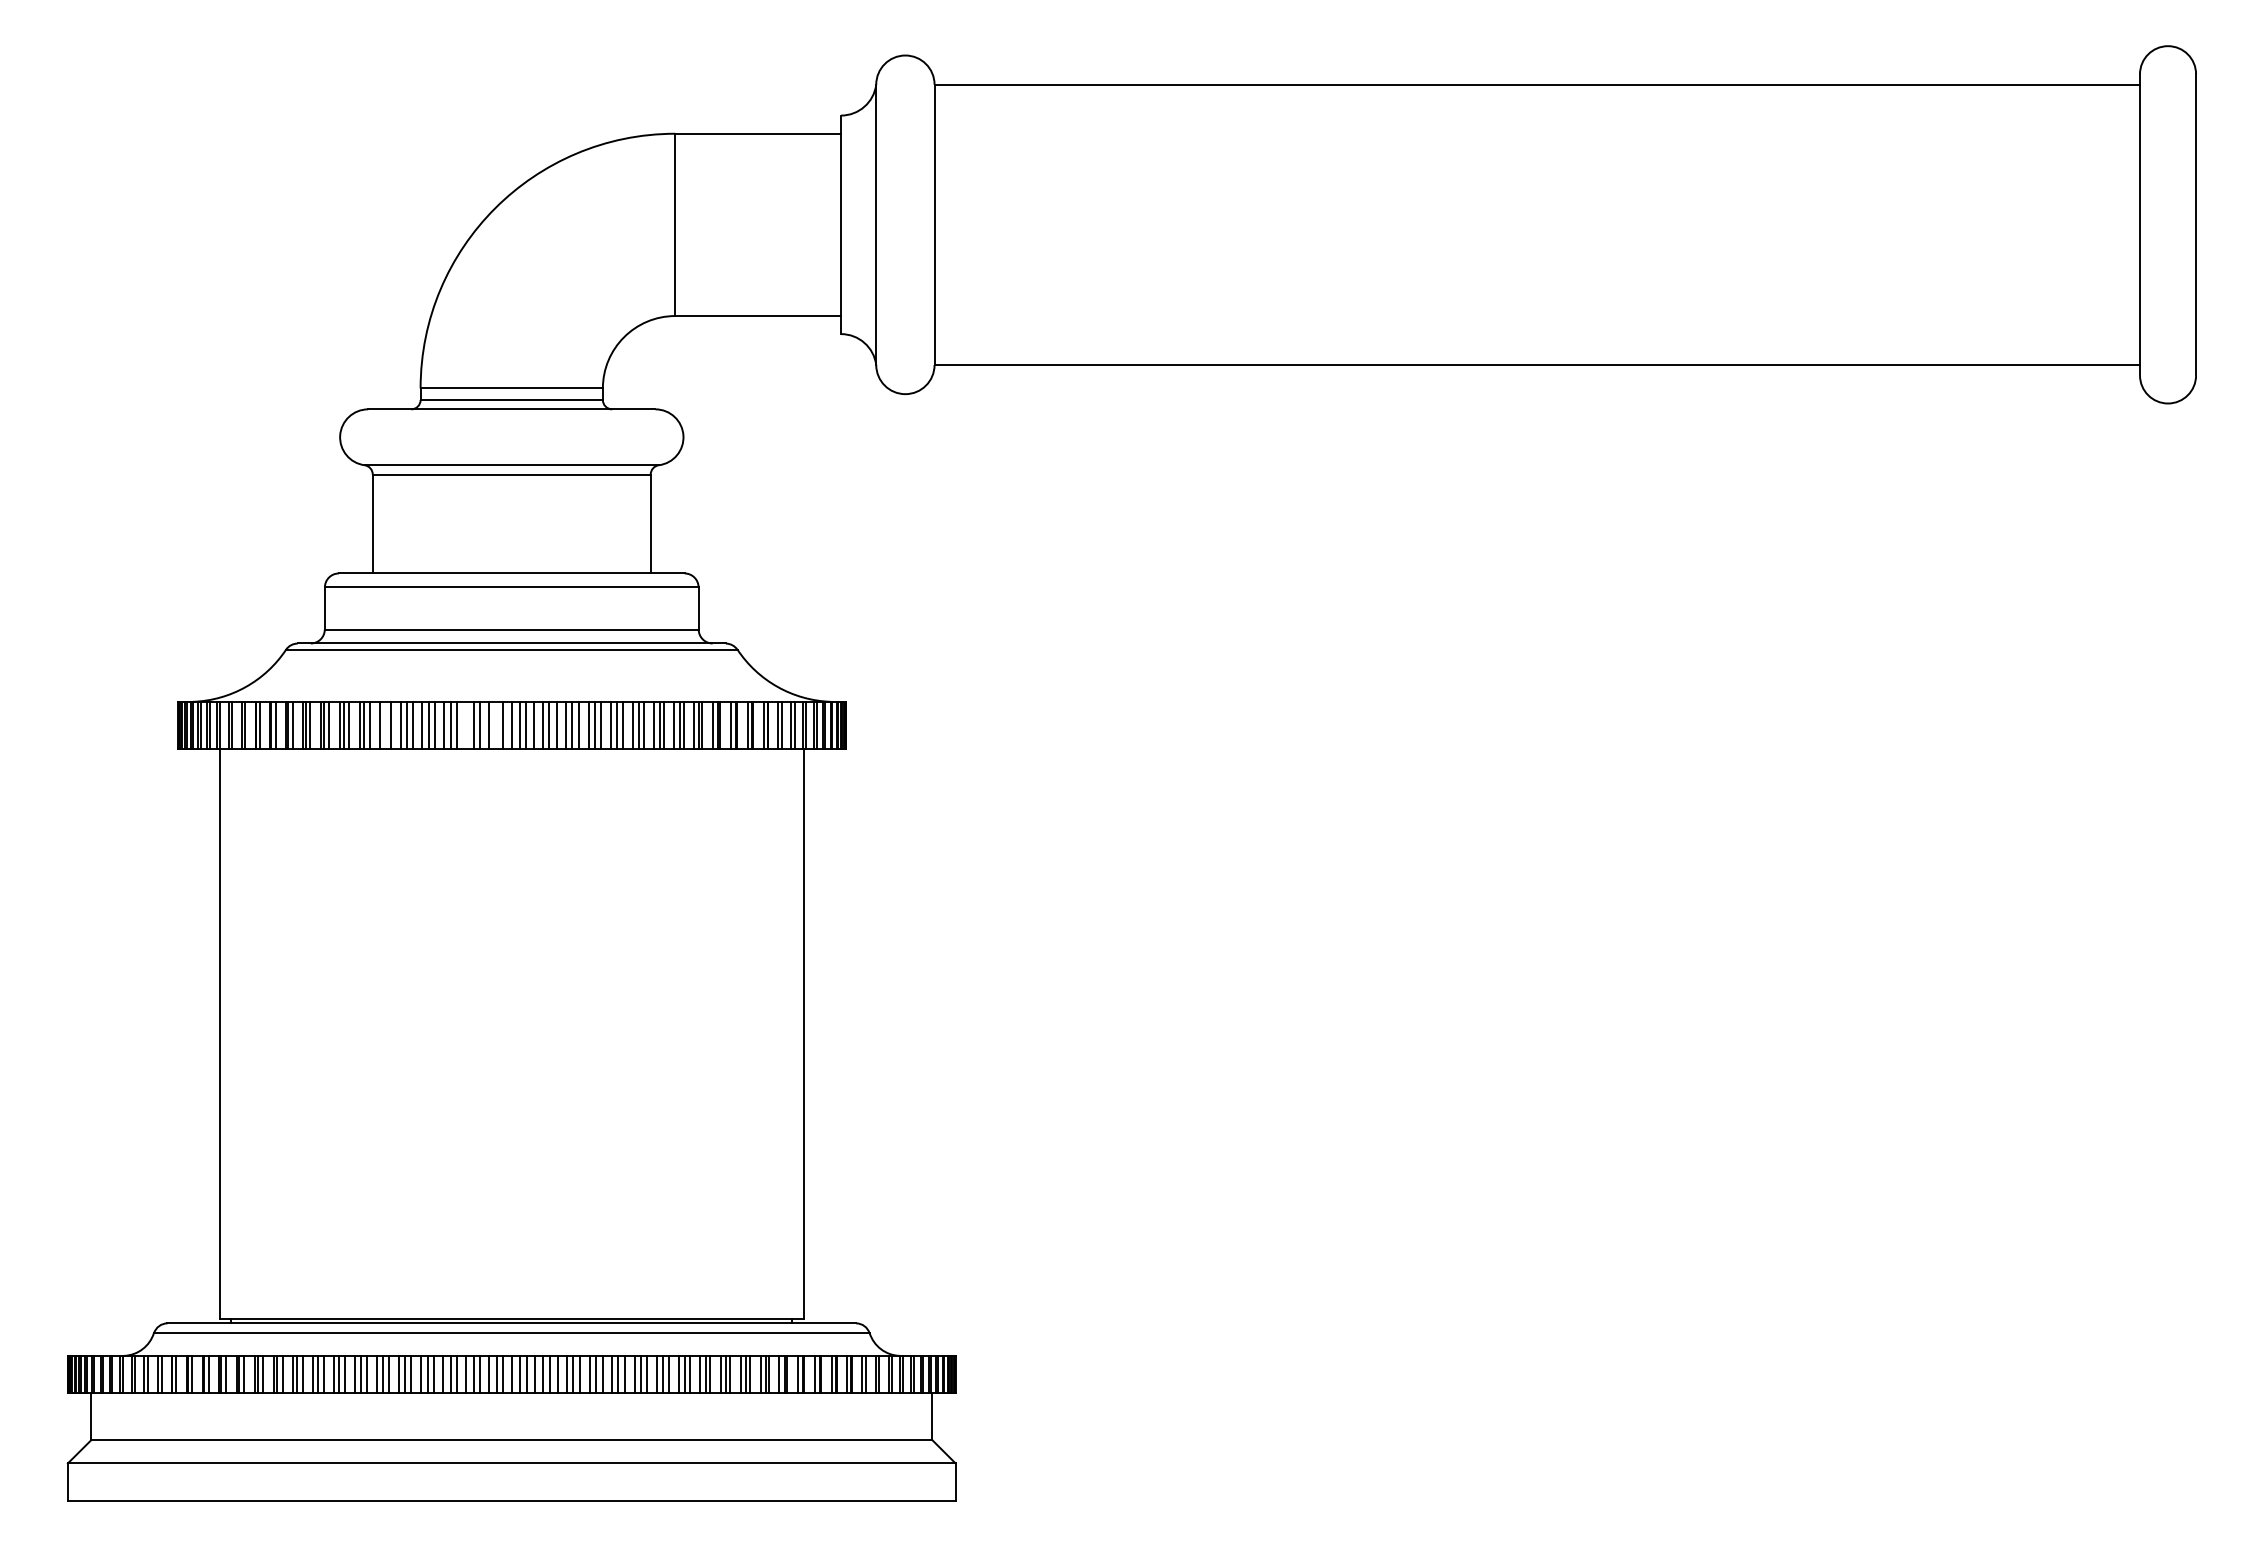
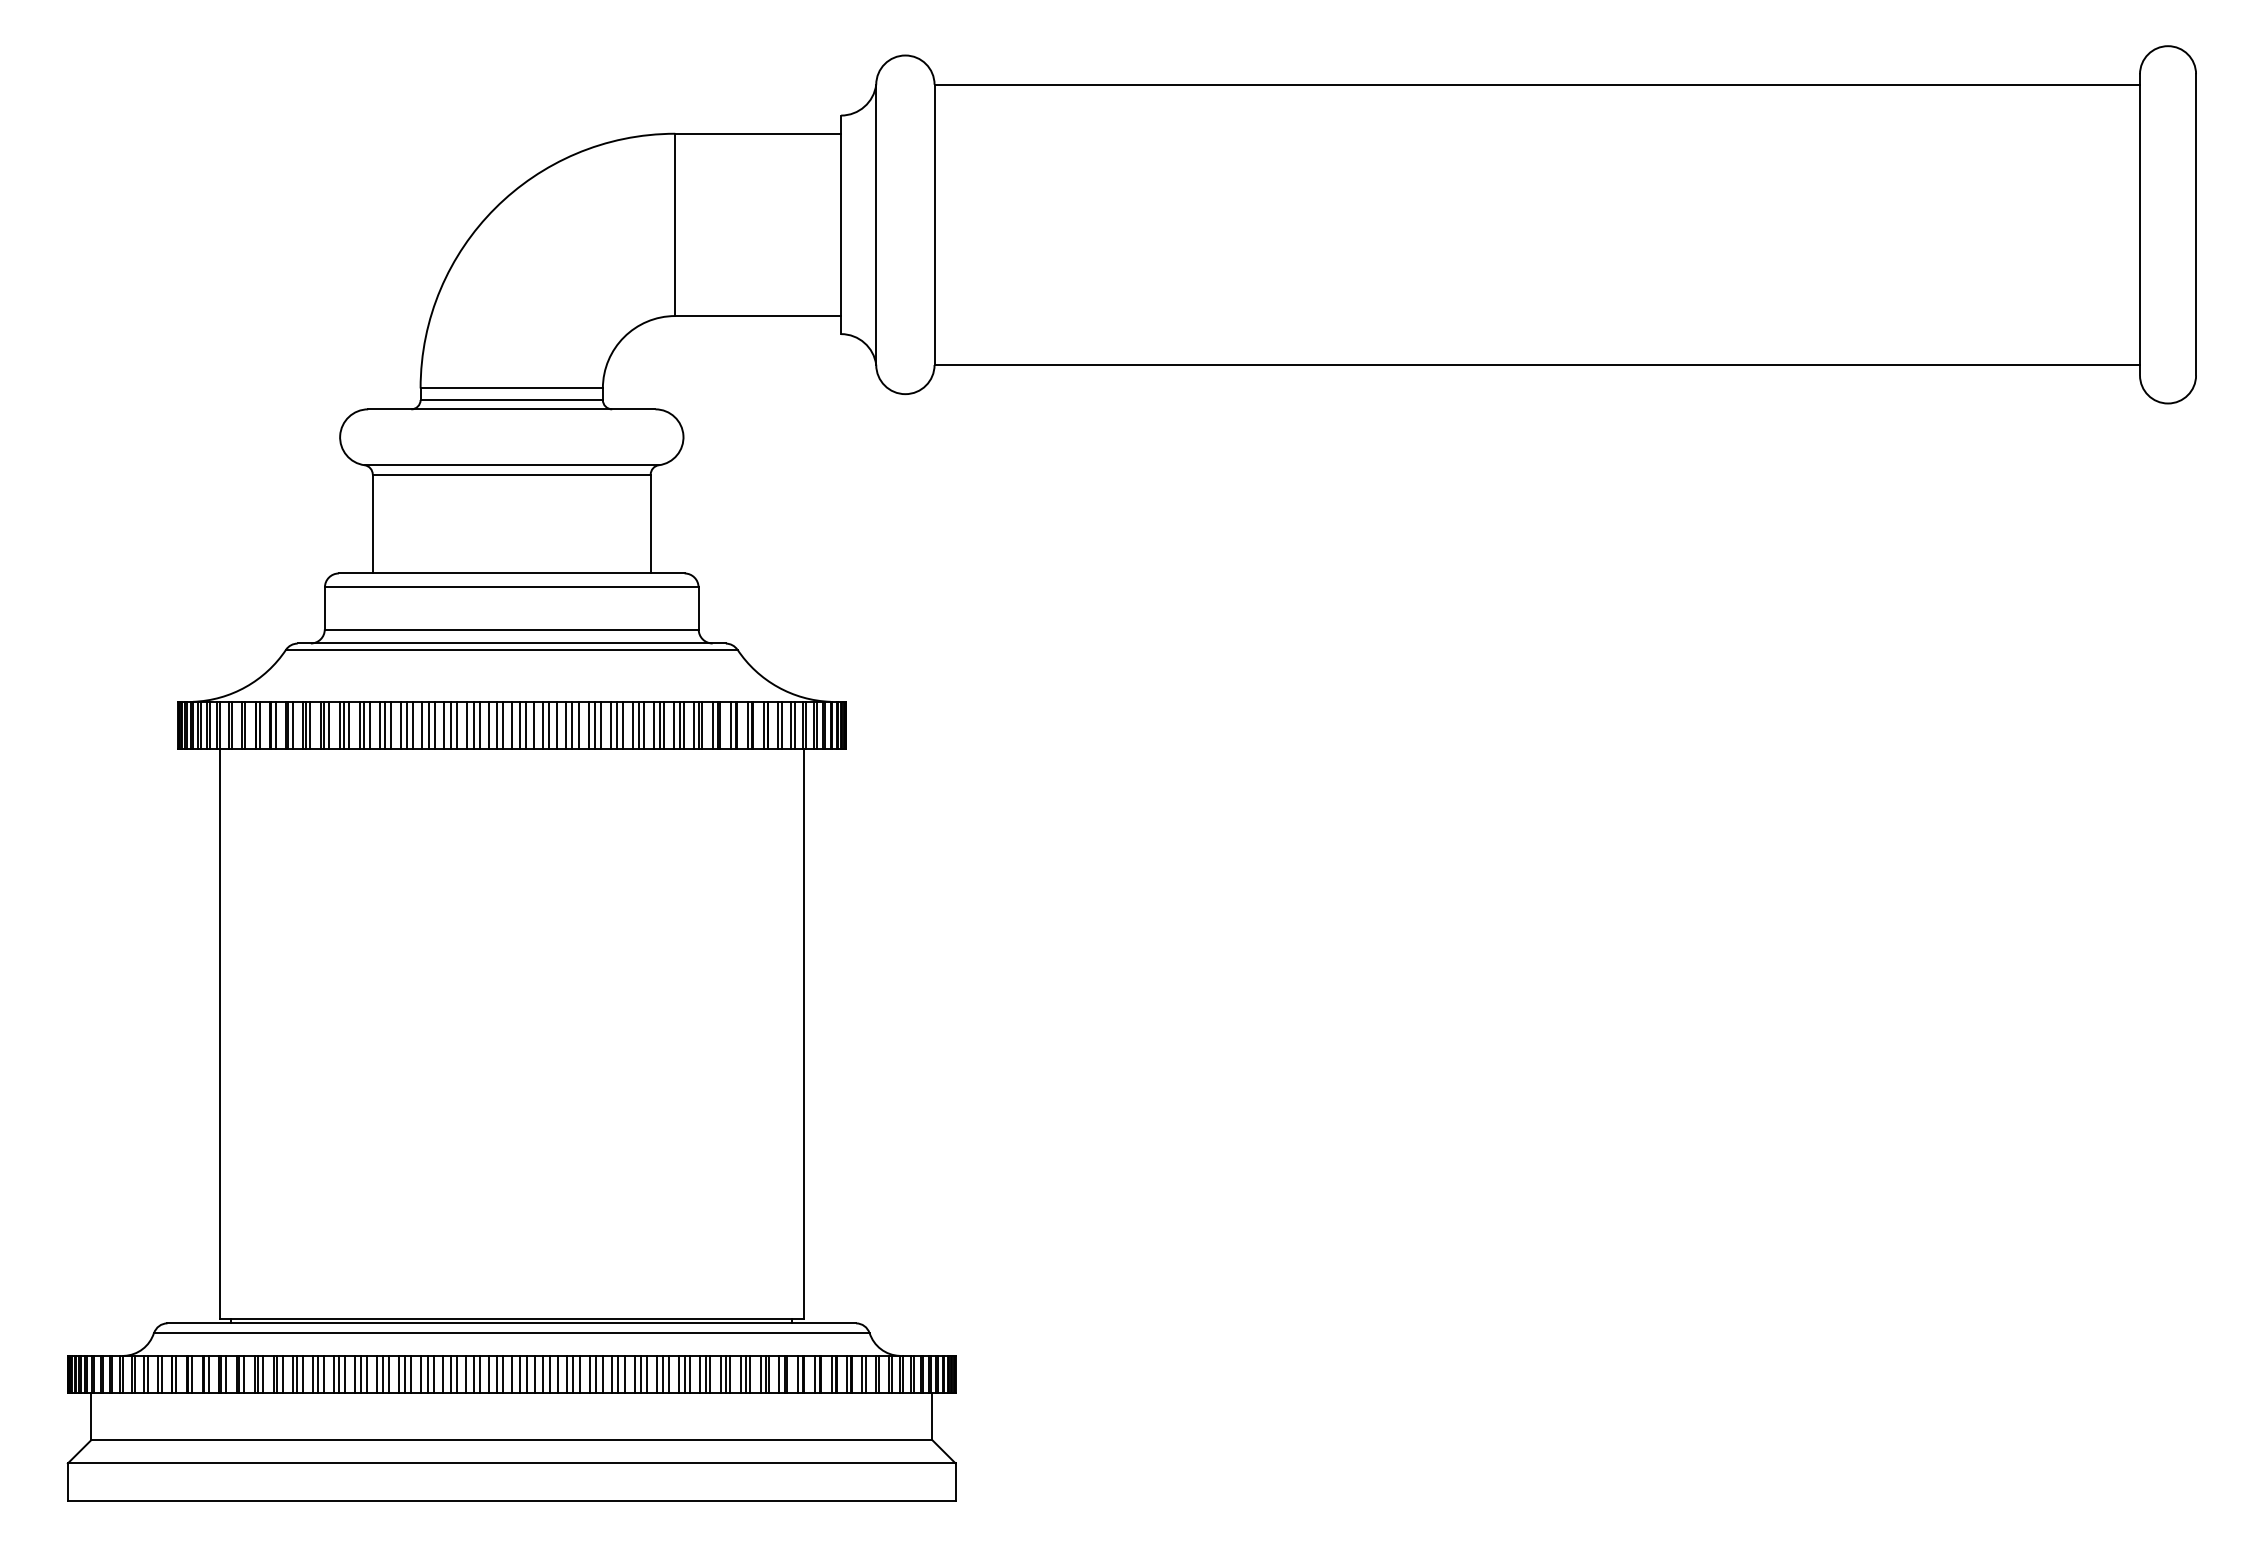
line: none -> present (385, 724)
line: none -> present (466, 724)
line: none -> present (497, 724)
